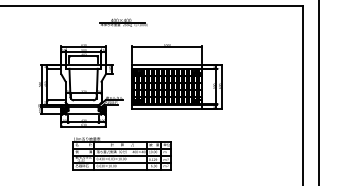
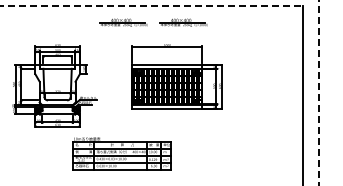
line: solid -> dashed (152, 5)
part: none -> present (183, 22)
part position: (80, 85) -> (54, 85) (54, 85)
line: solid -> dashed (319, 92)
